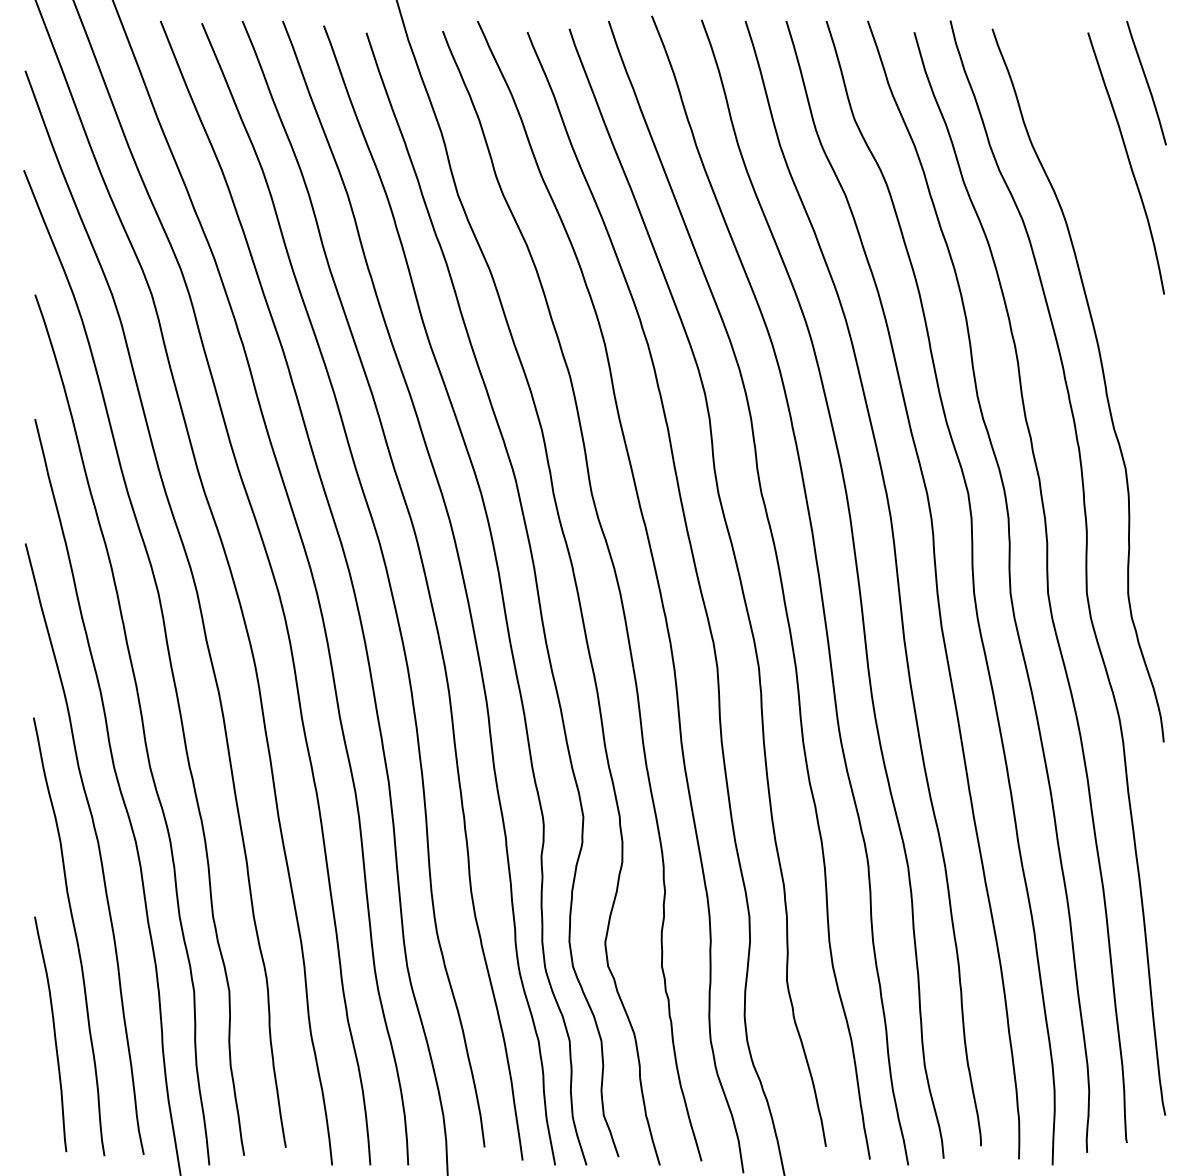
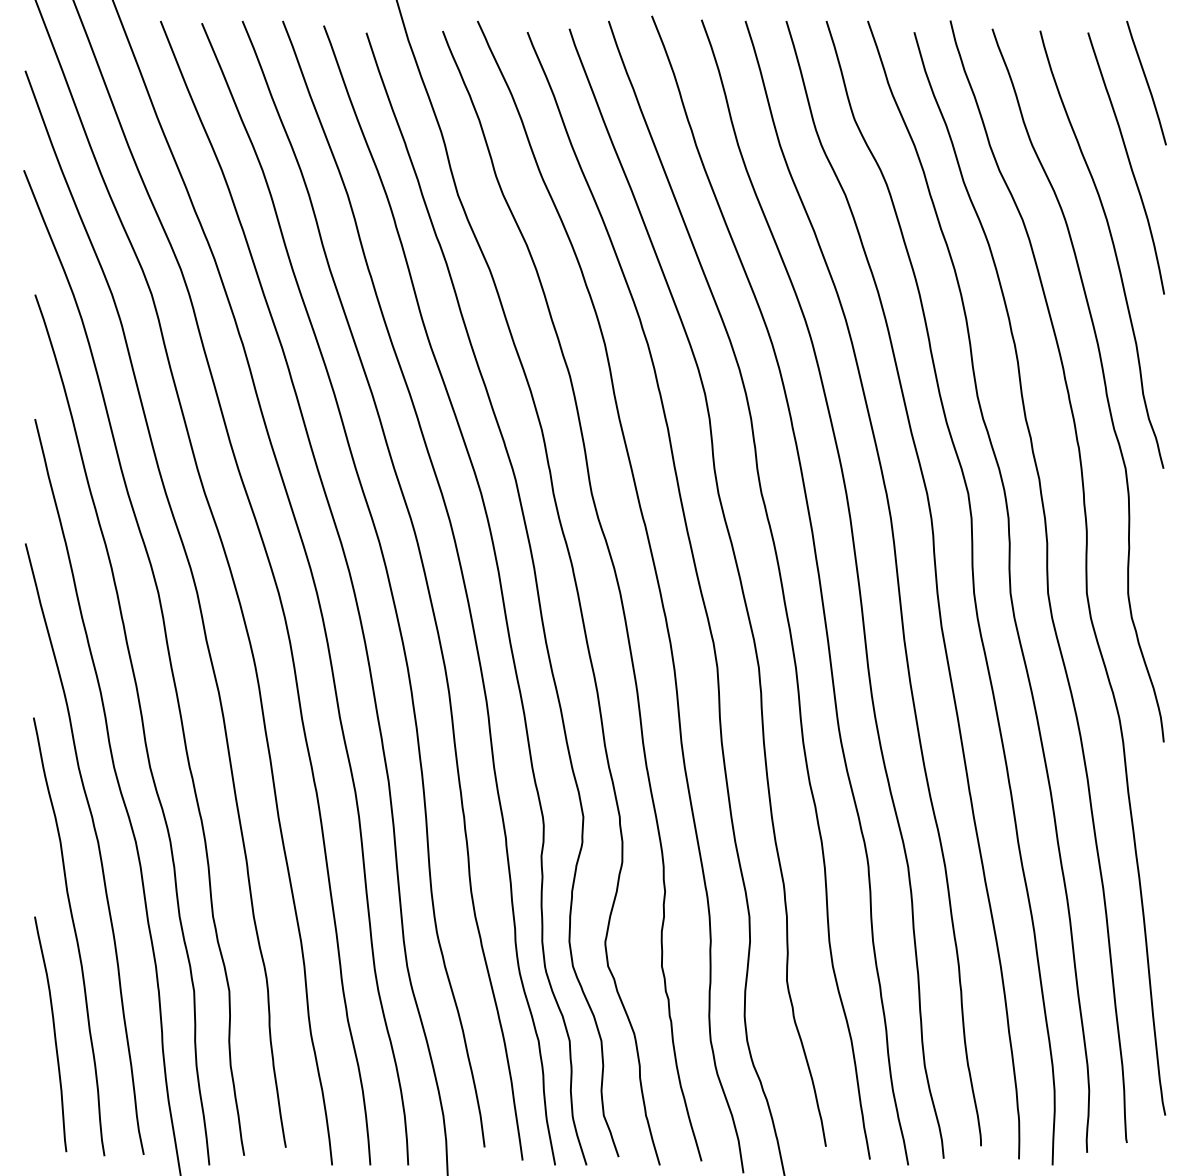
curve: none -> present (1112, 245)
